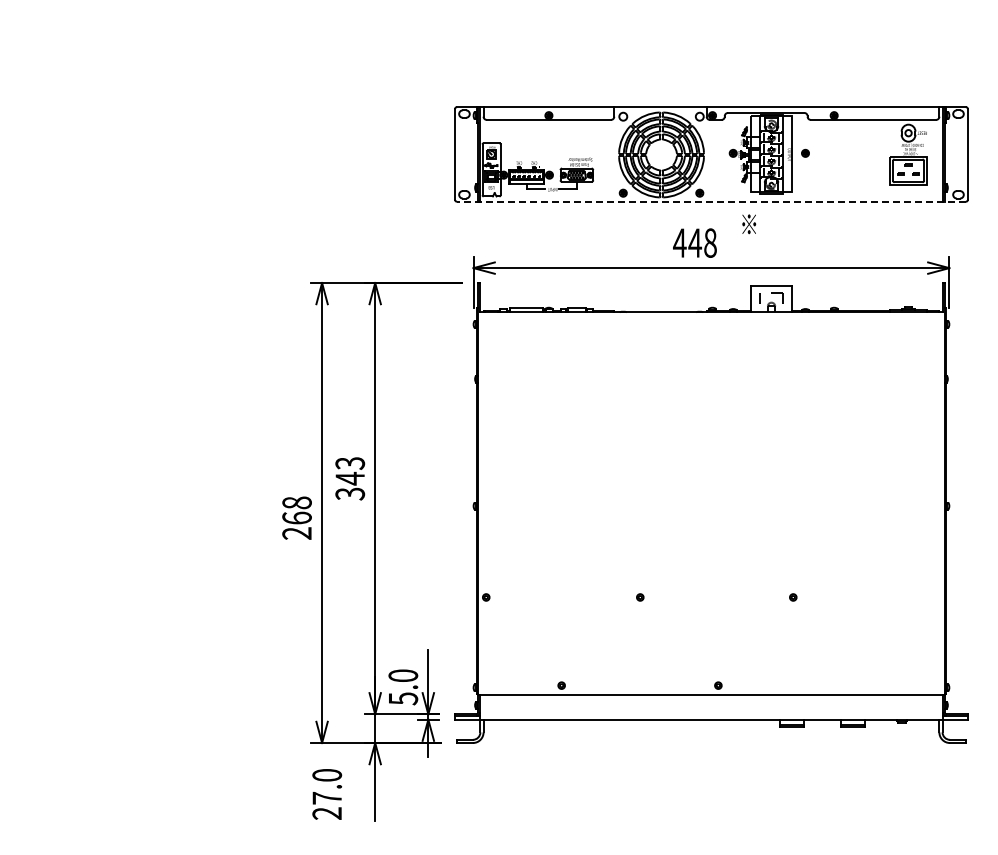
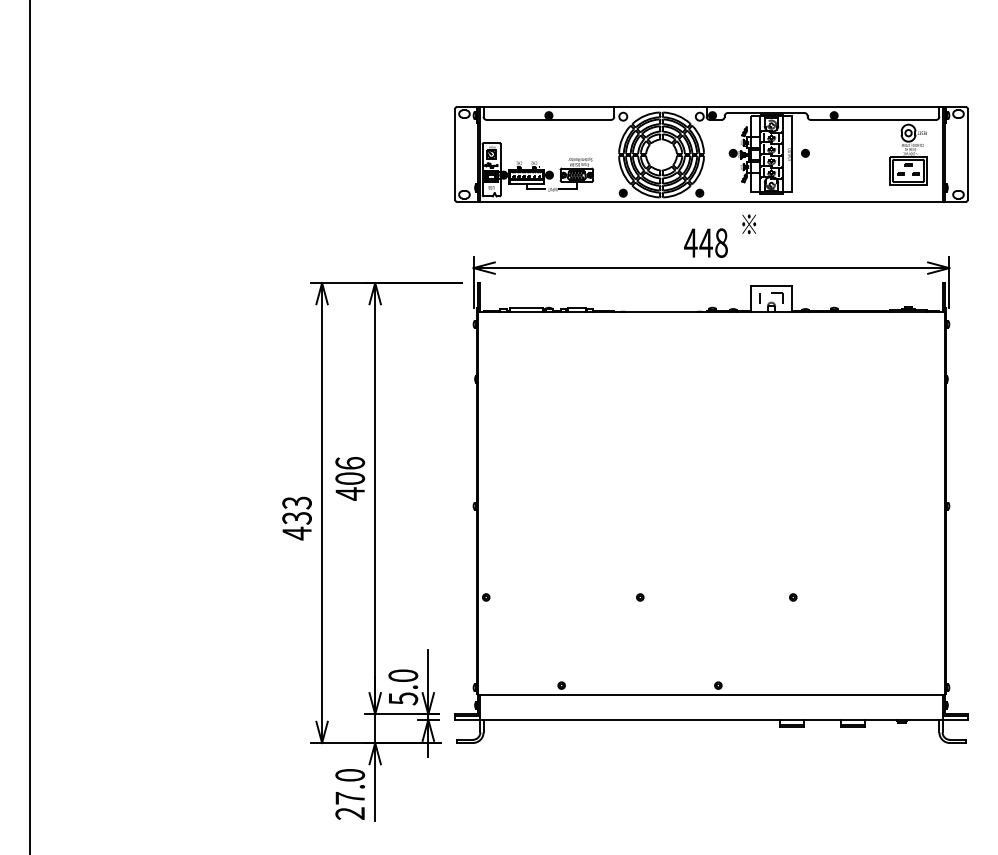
line: dashed -> solid (710, 201)
text position: (694, 242) -> (705, 242) (705, 242)
line: none -> present (29, 426)
text: 343 -> 406 (350, 478)
text: 268 -> 433 (296, 518)
text position: (327, 794) -> (350, 794) (350, 794)
